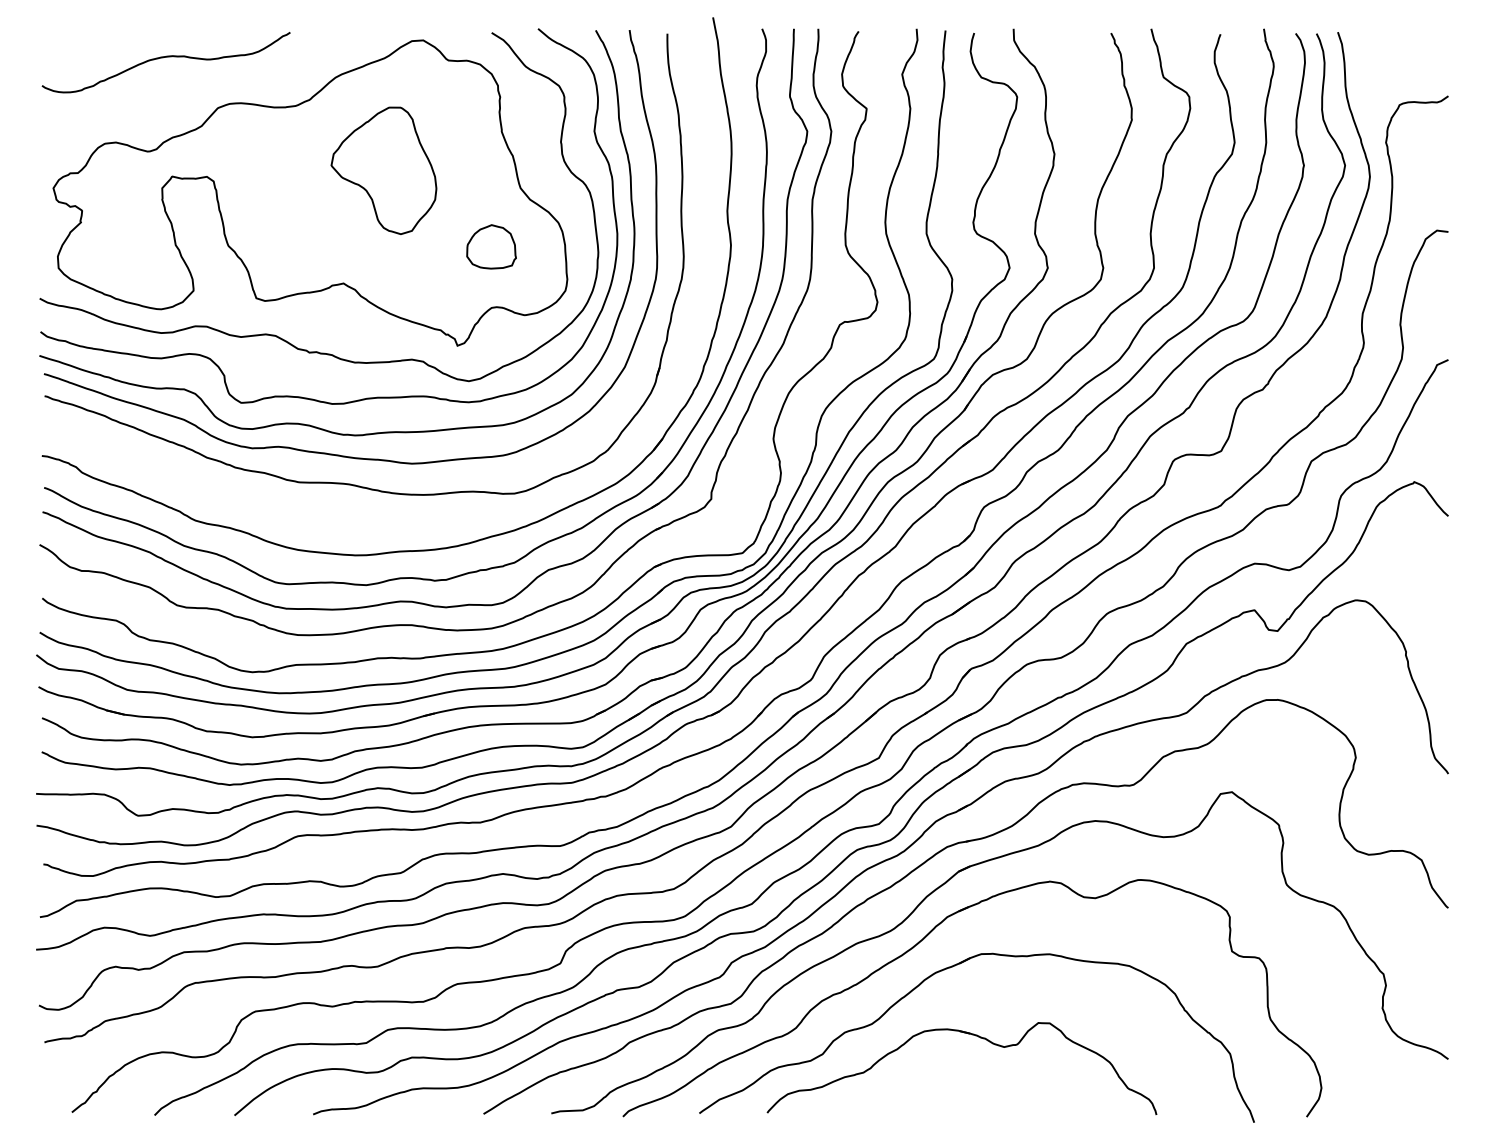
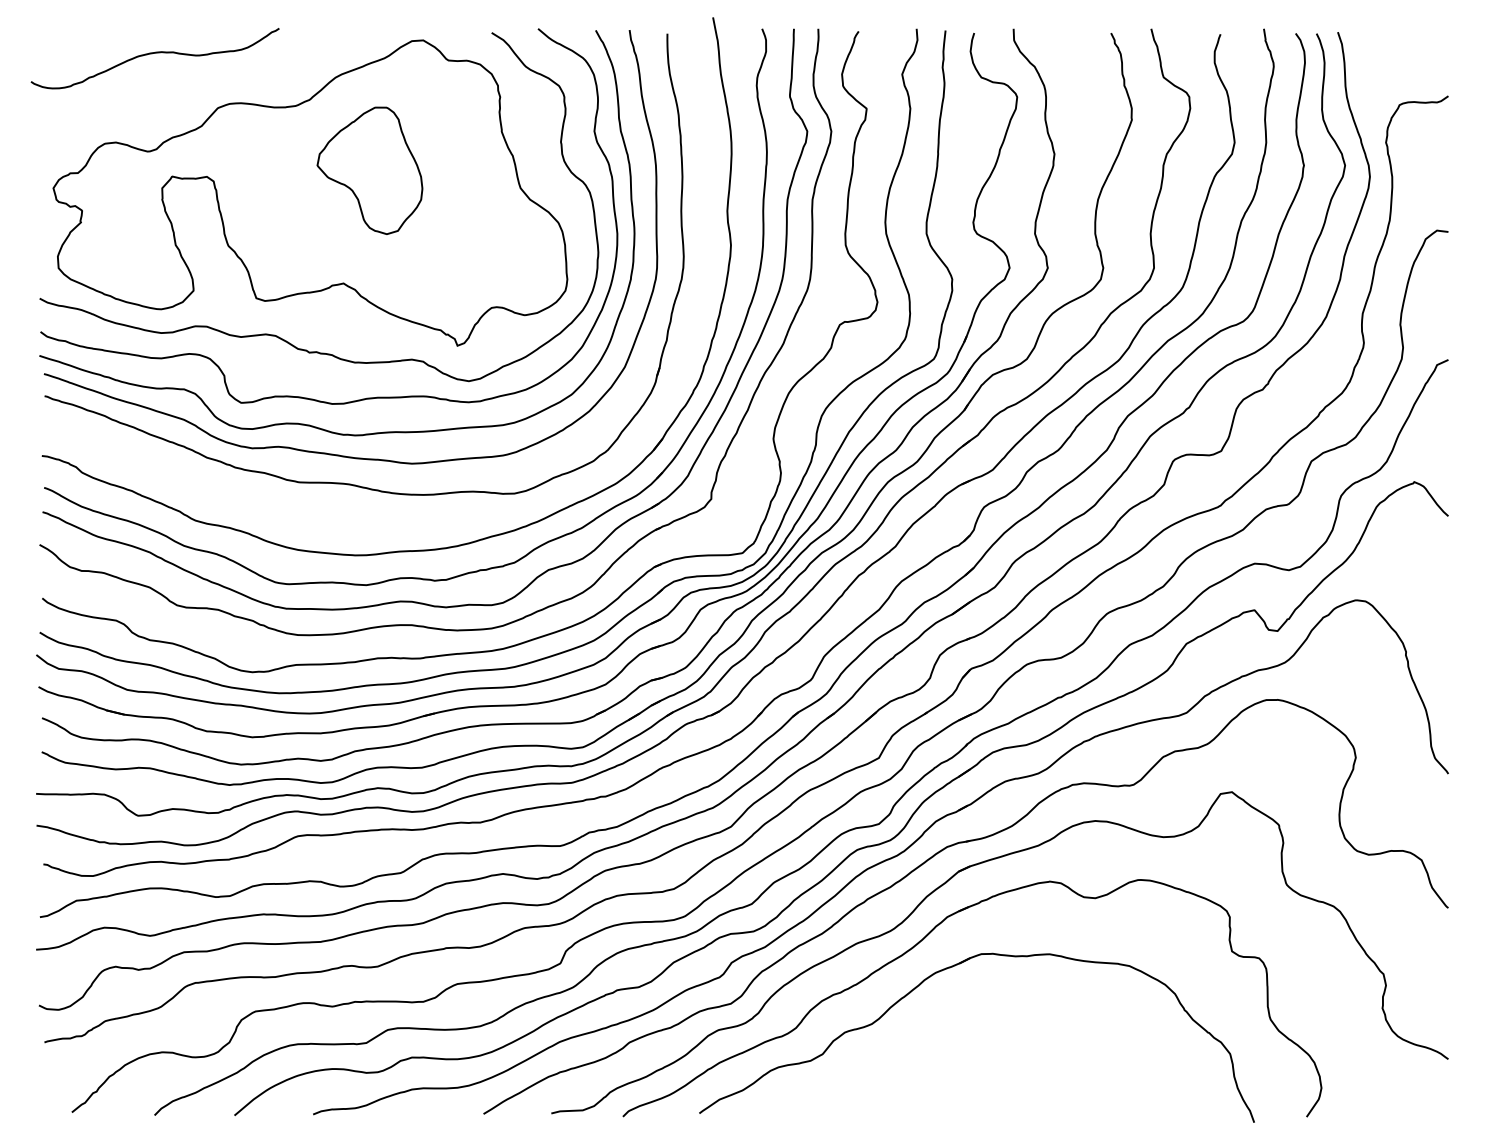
curve position: (163, 58) -> (152, 54) (152, 54)
part position: (383, 170) -> (369, 170) (369, 170)
part: present -> none (491, 246)
part: present -> none (968, 1034)
